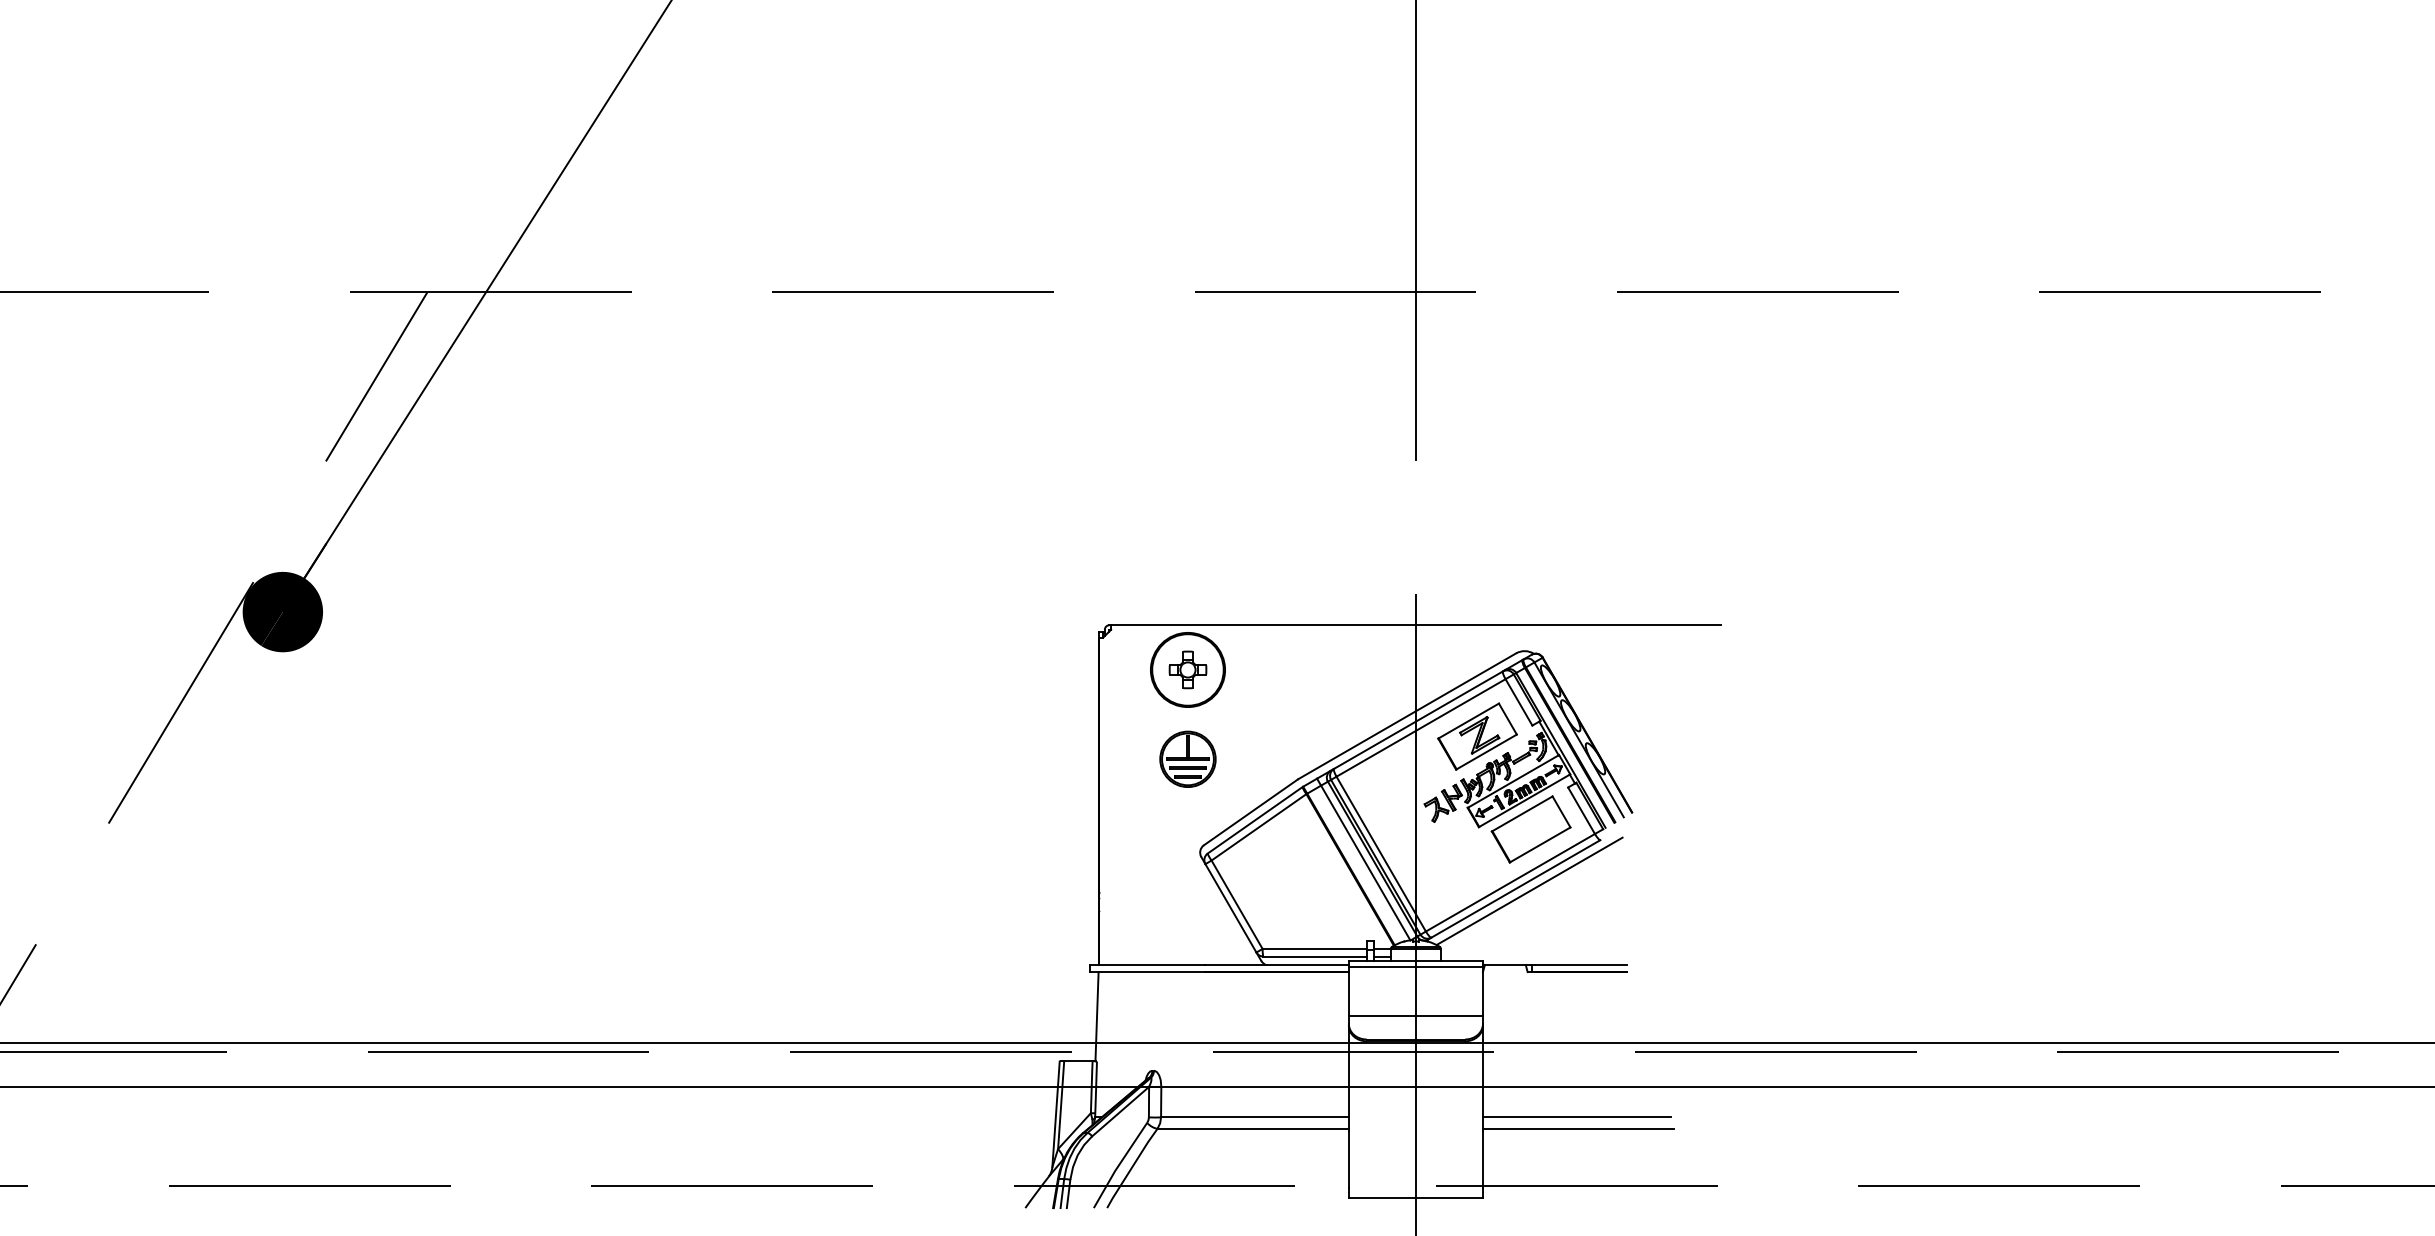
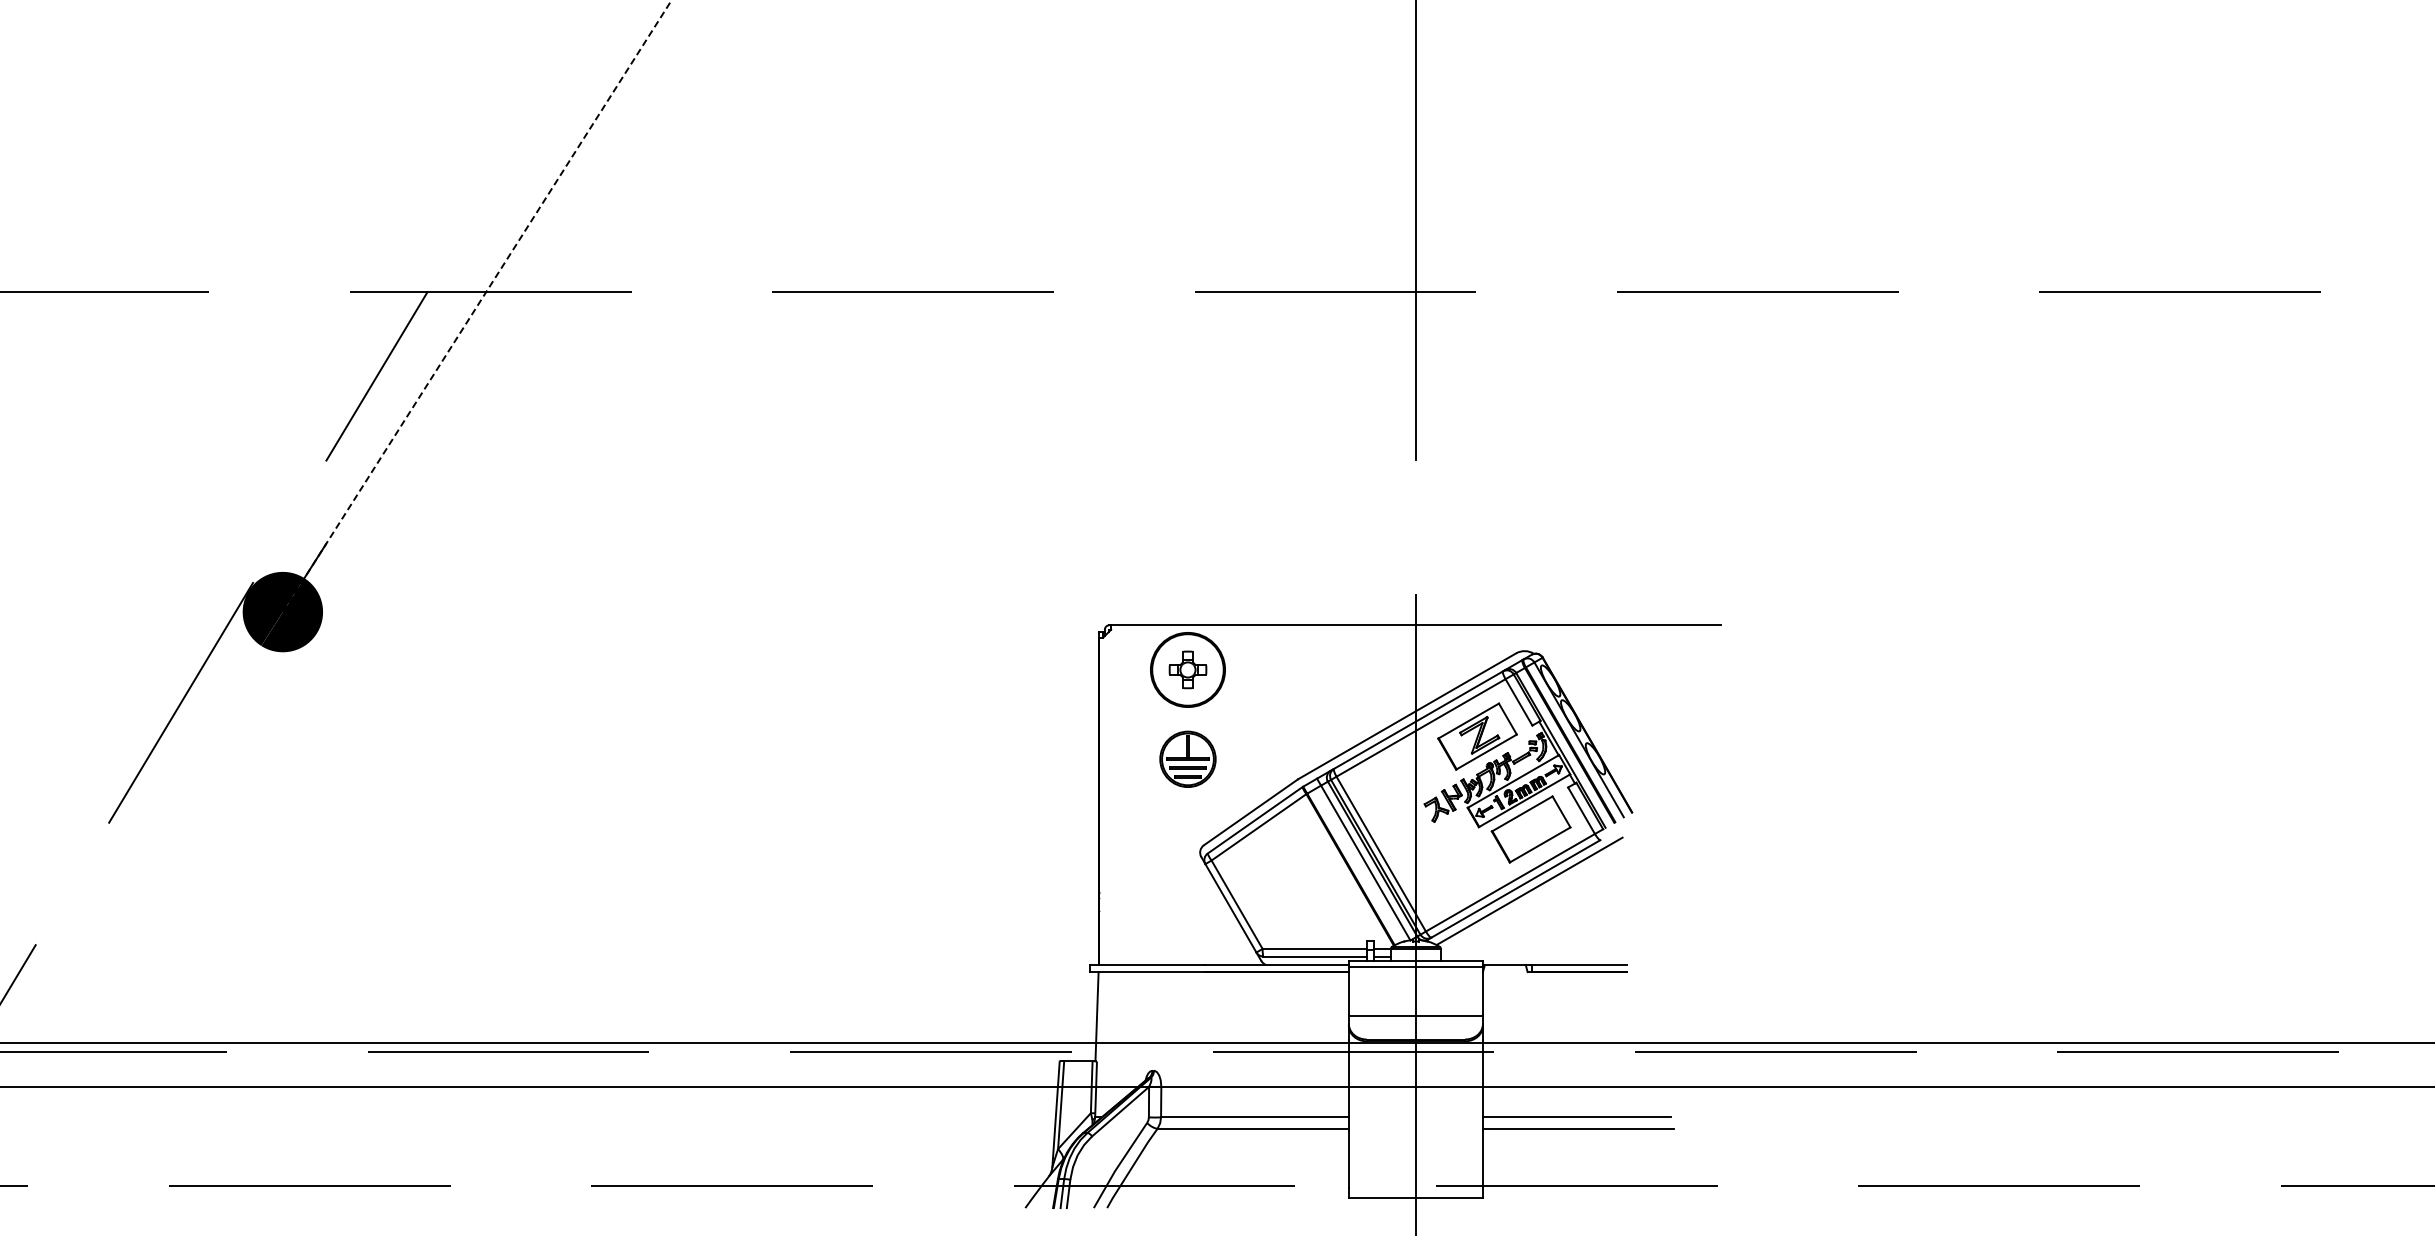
line: solid -> dashed (477, 305)
